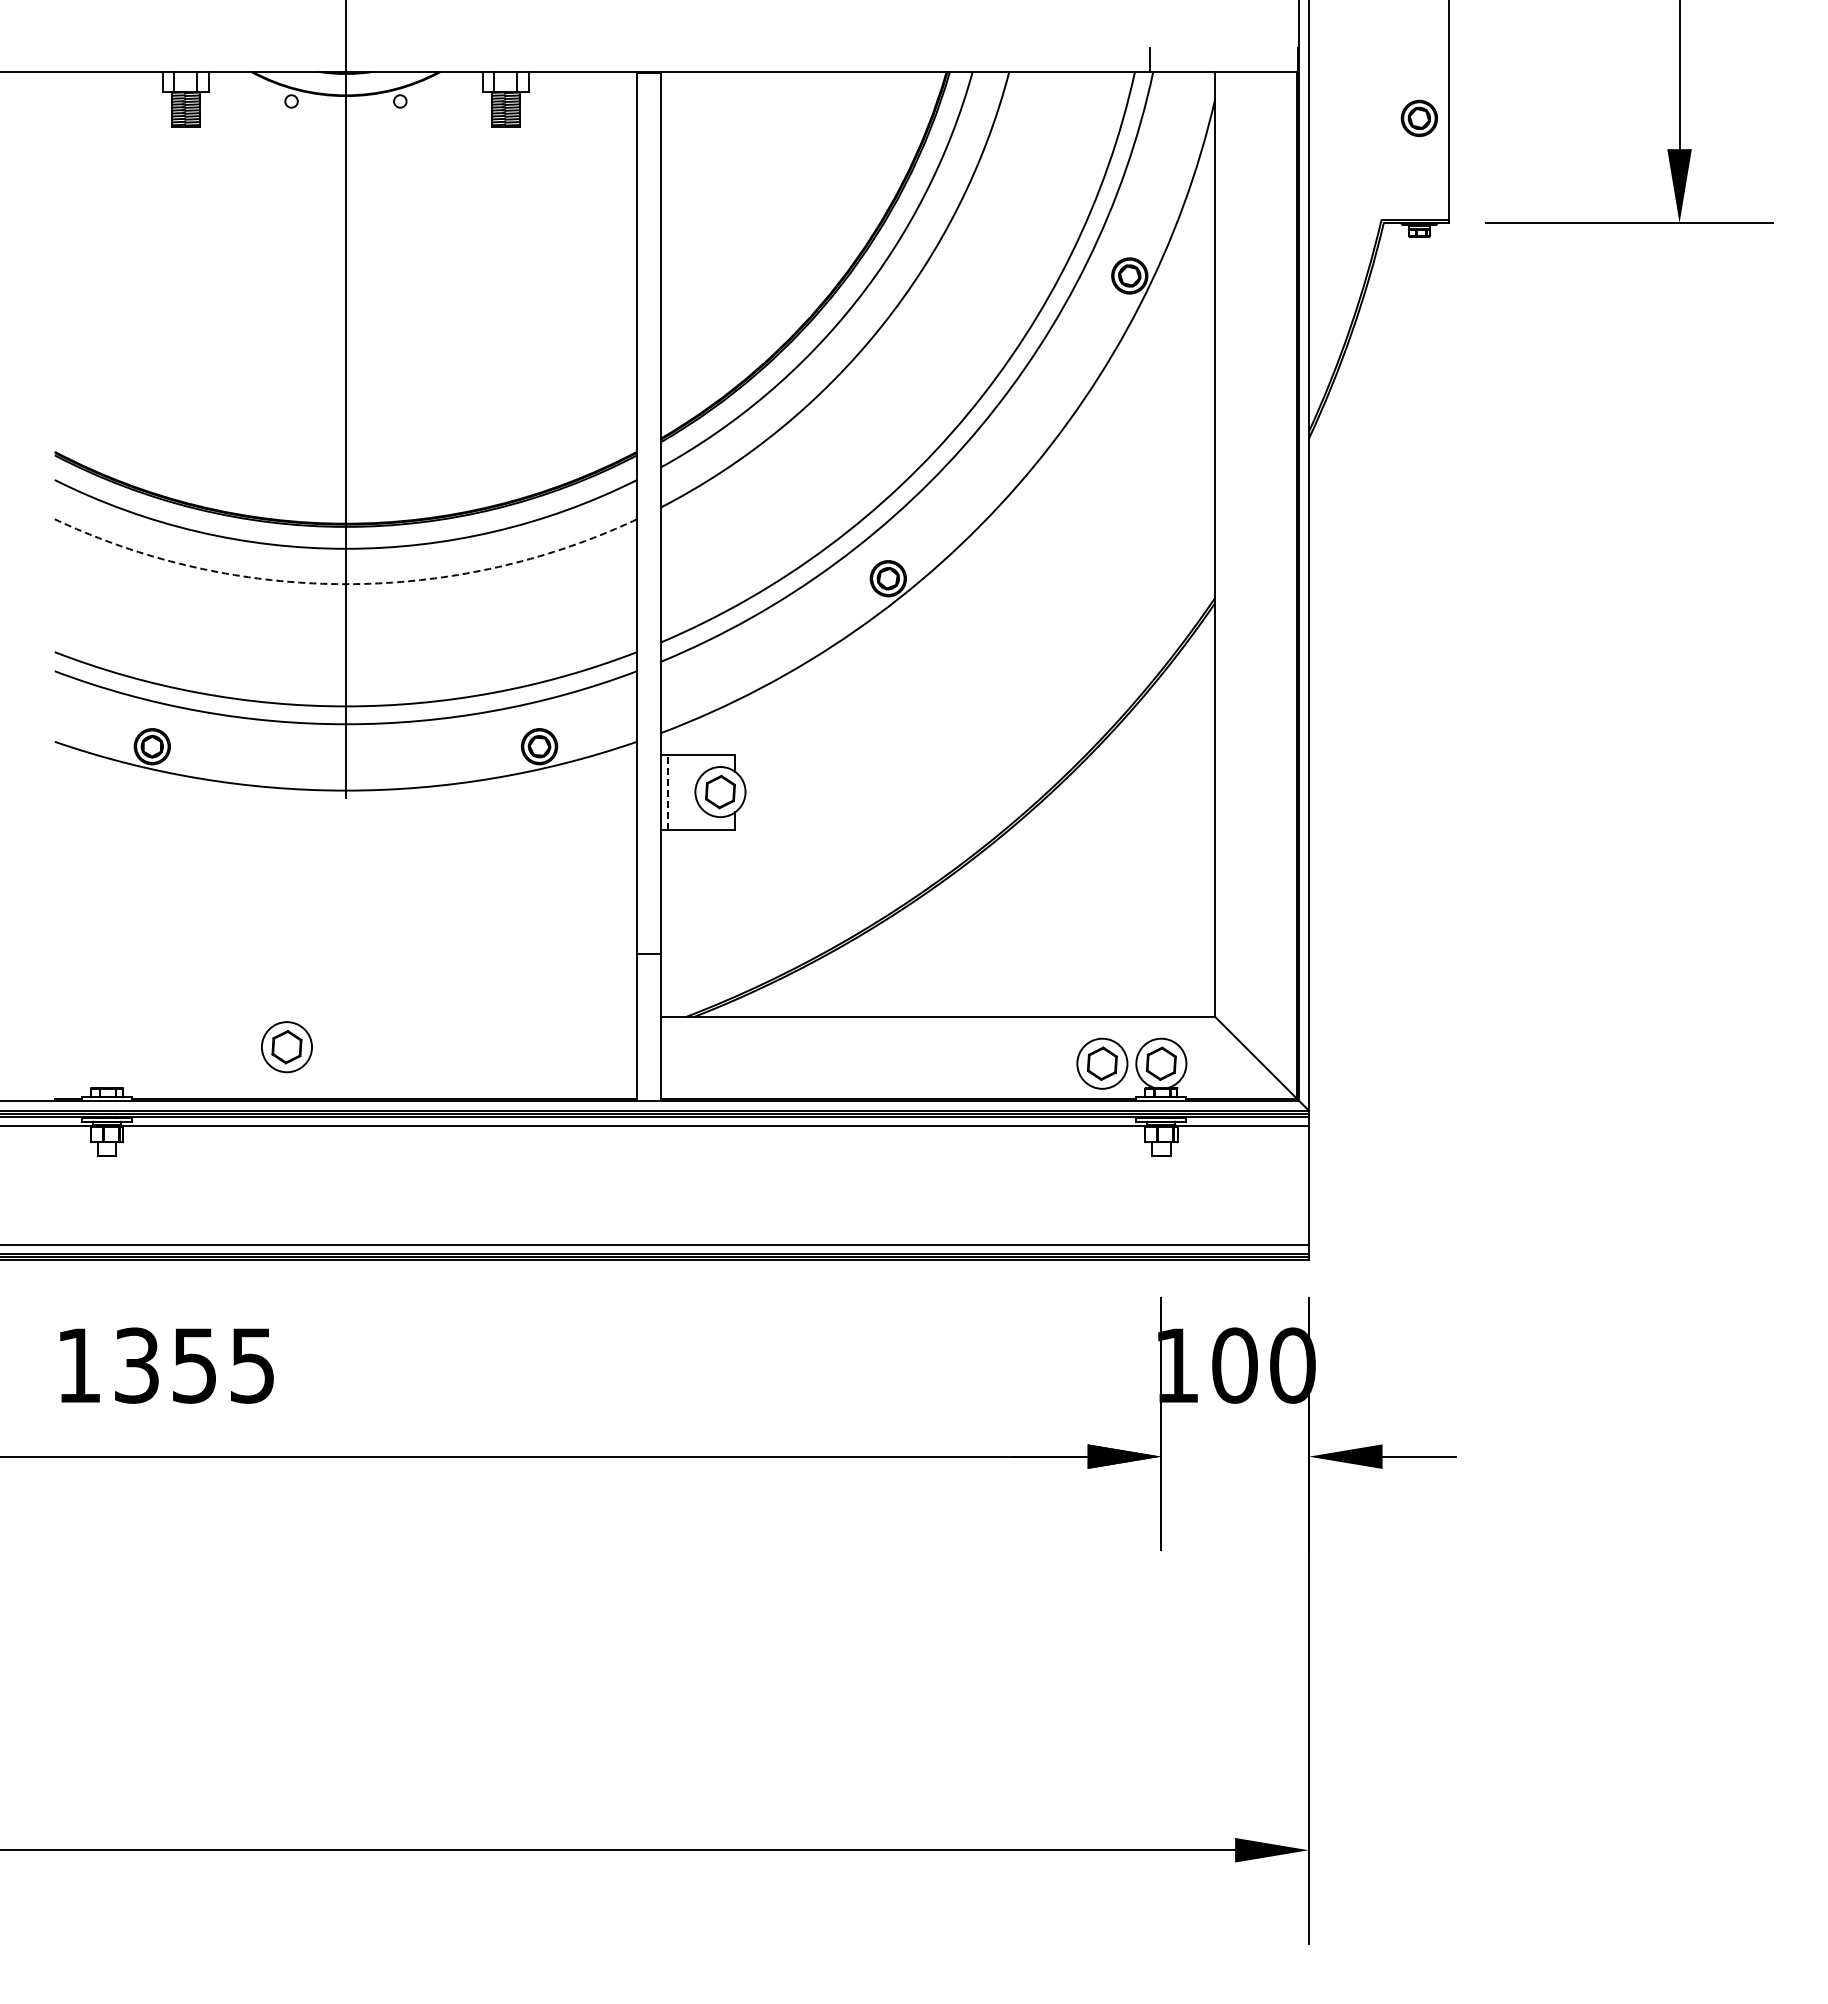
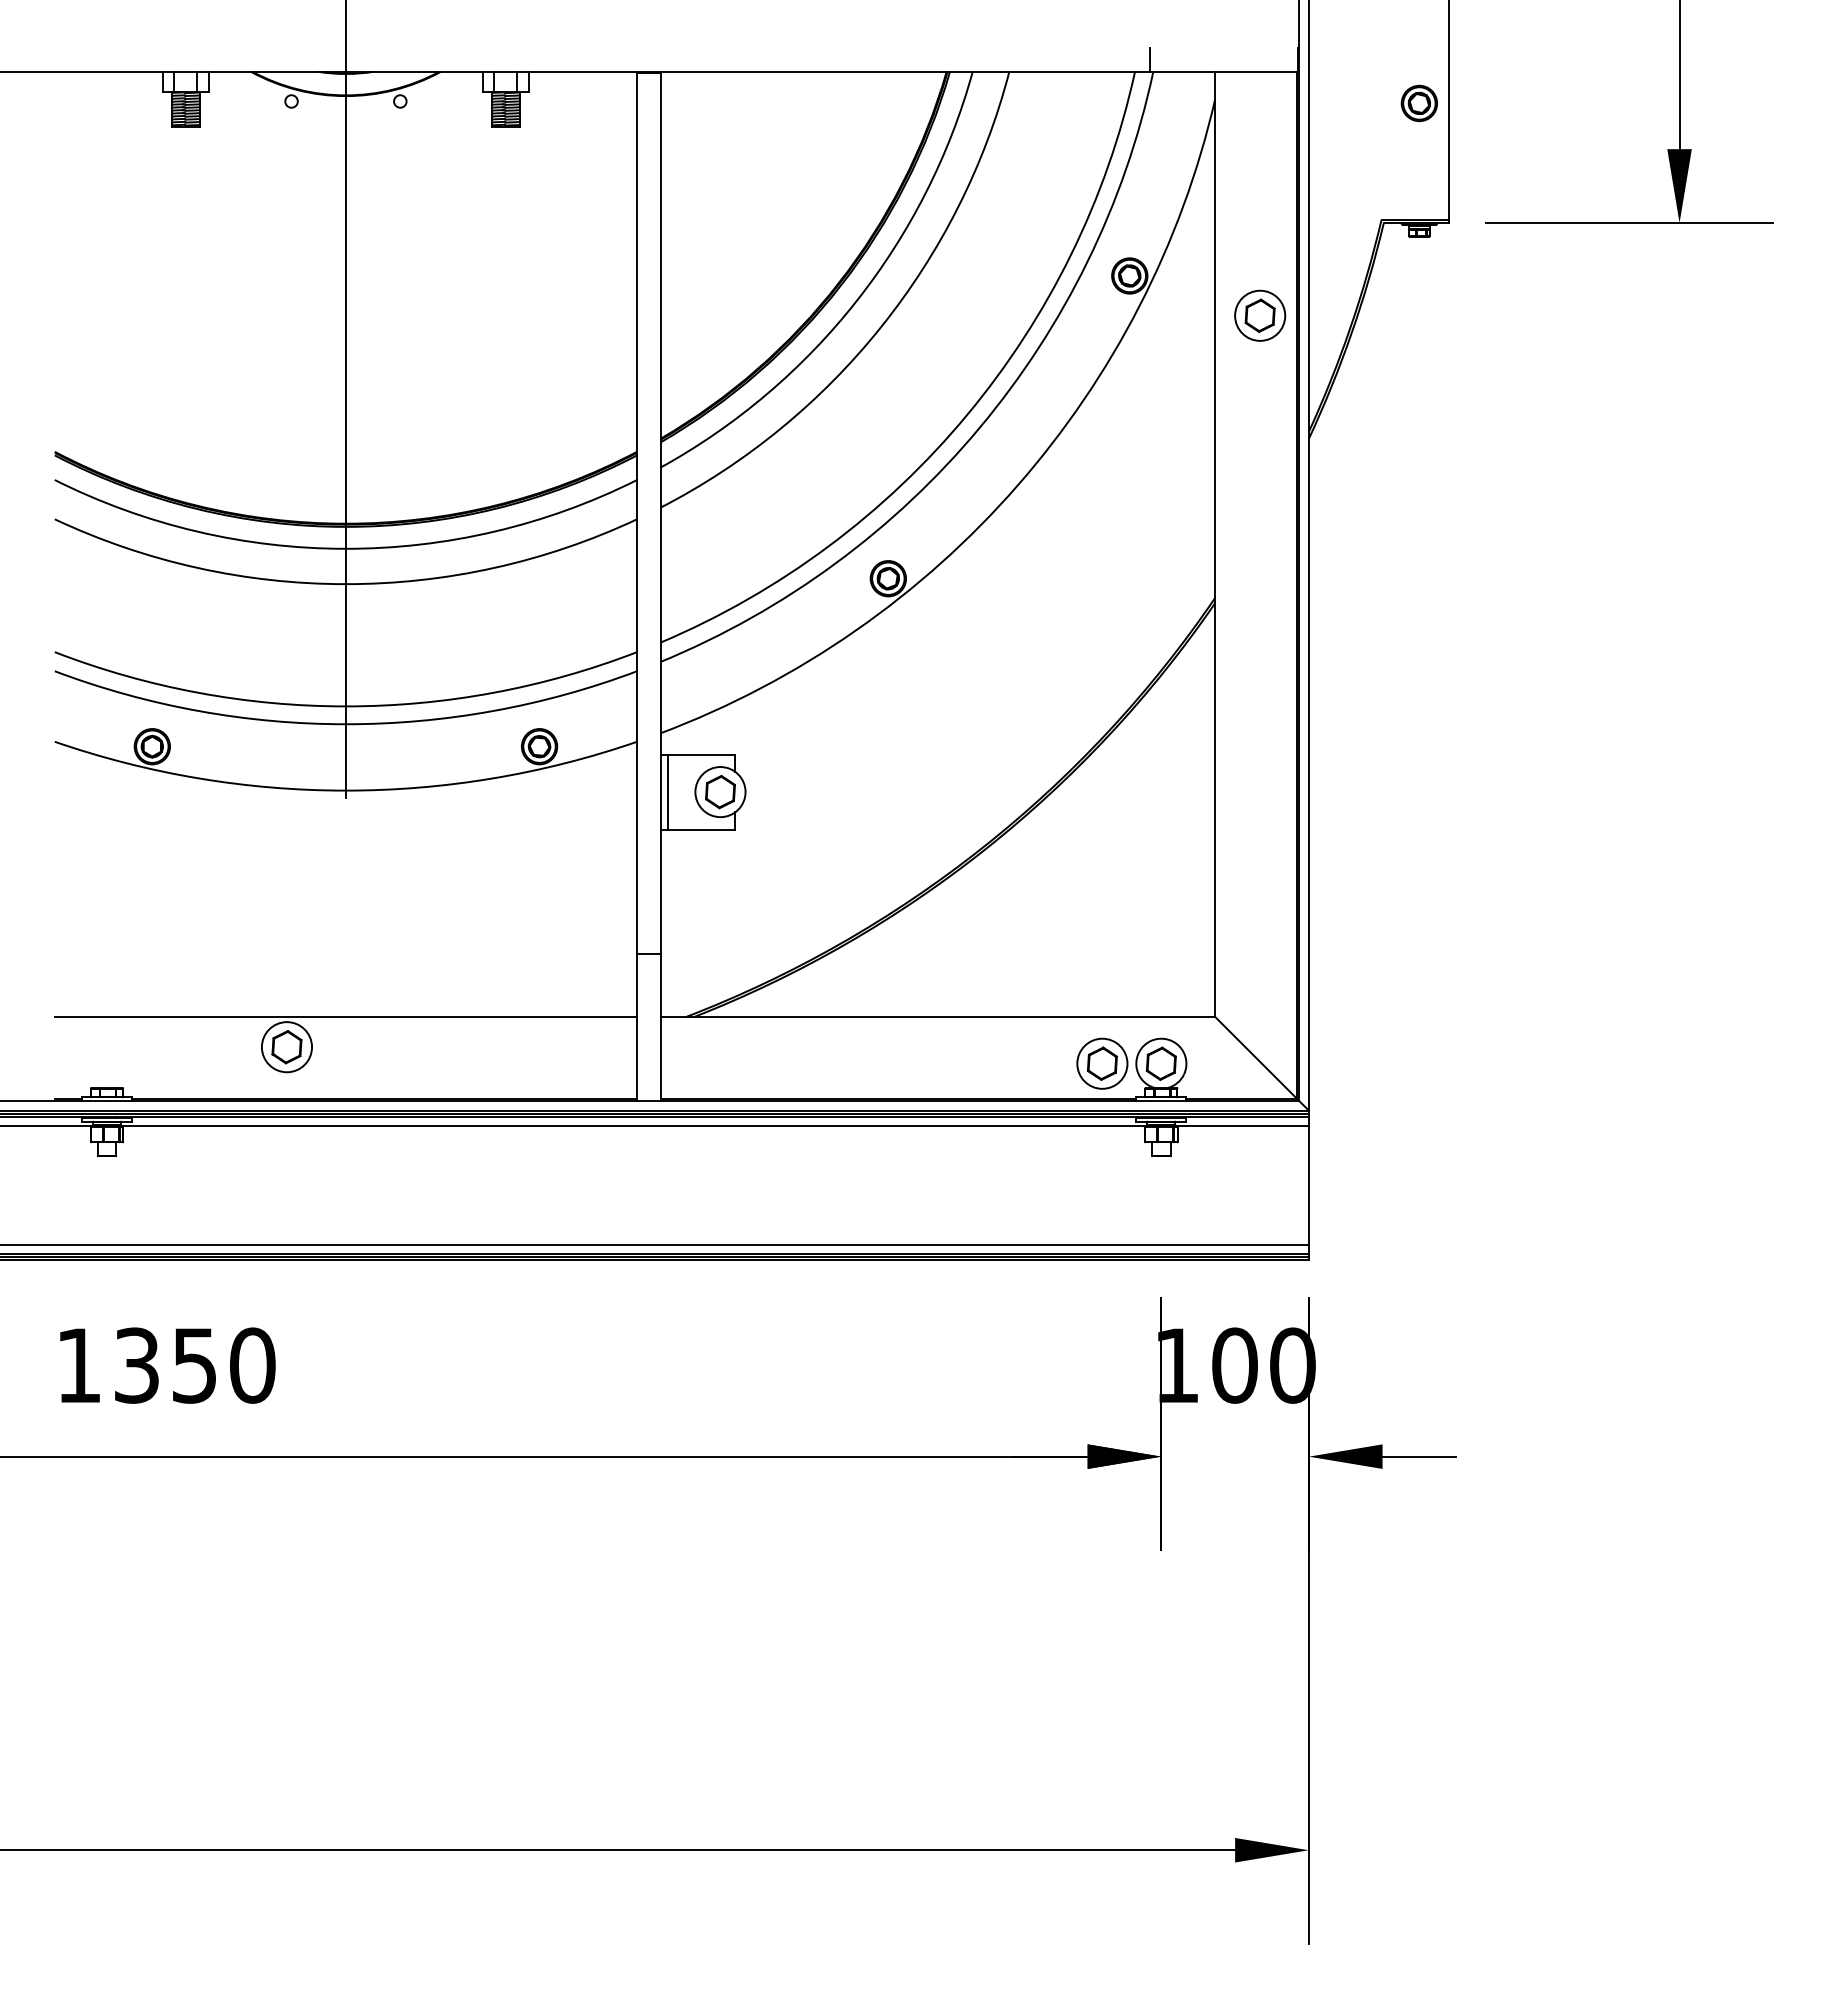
part position: (1418, 118) -> (1418, 103) (1418, 103)
part: none -> present (1260, 315)
arc: dashed -> solid (345, 584)
line: dashed -> solid (667, 791)
line: none -> present (345, 1016)
text: 1355 -> 1350 (252, 1365)
